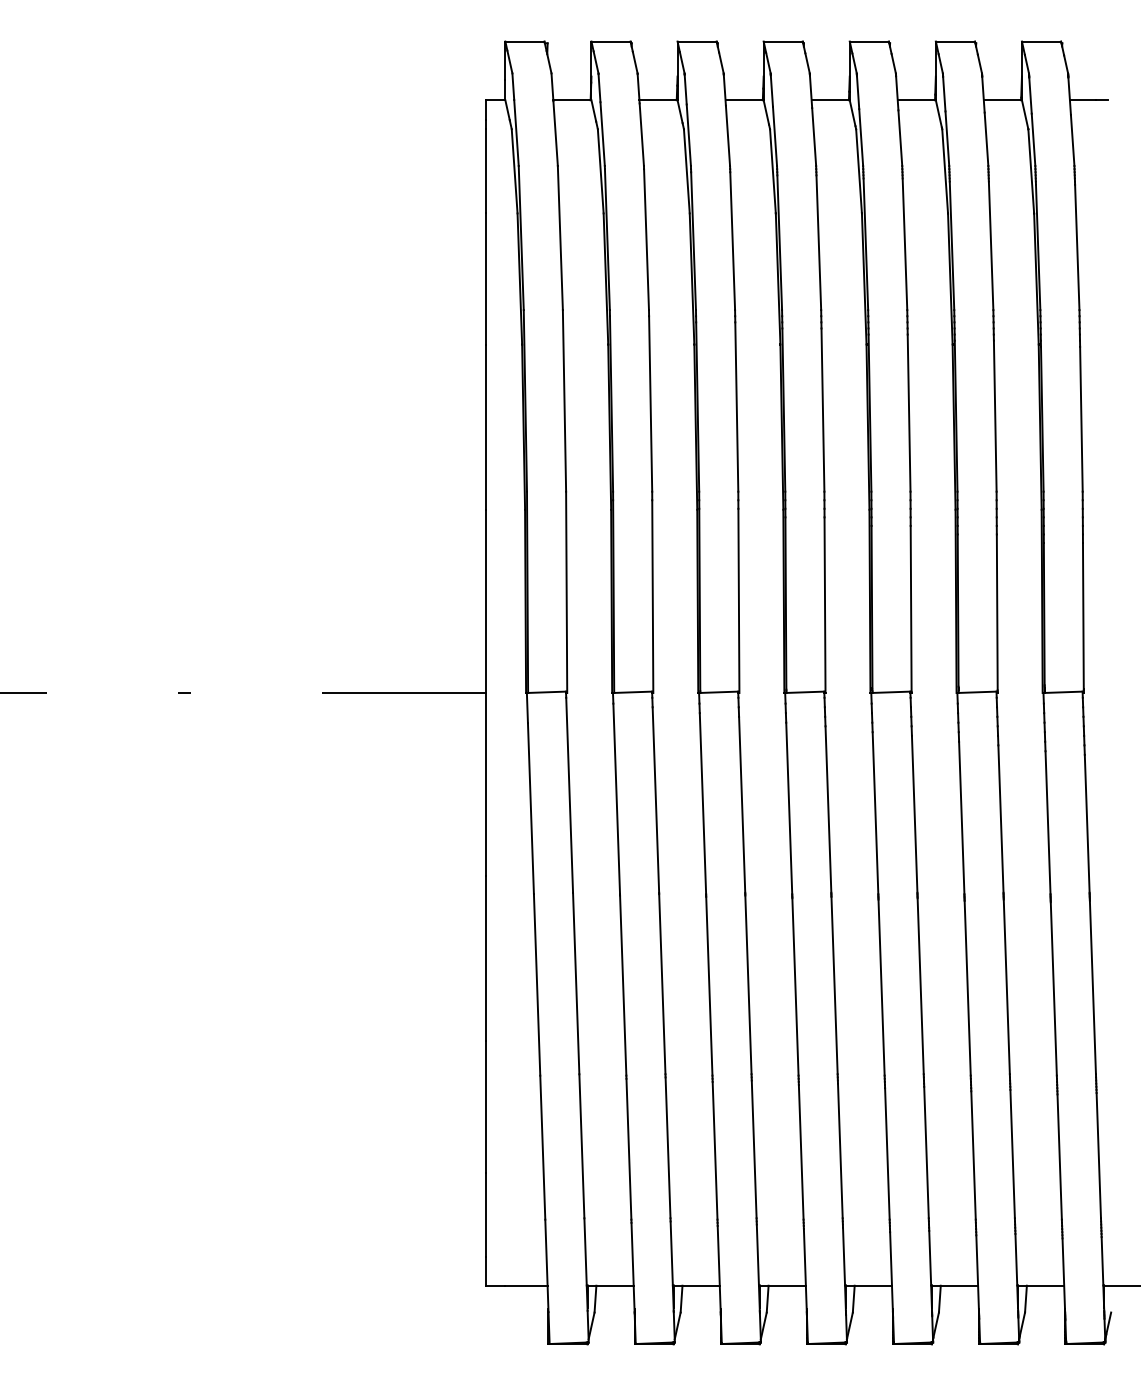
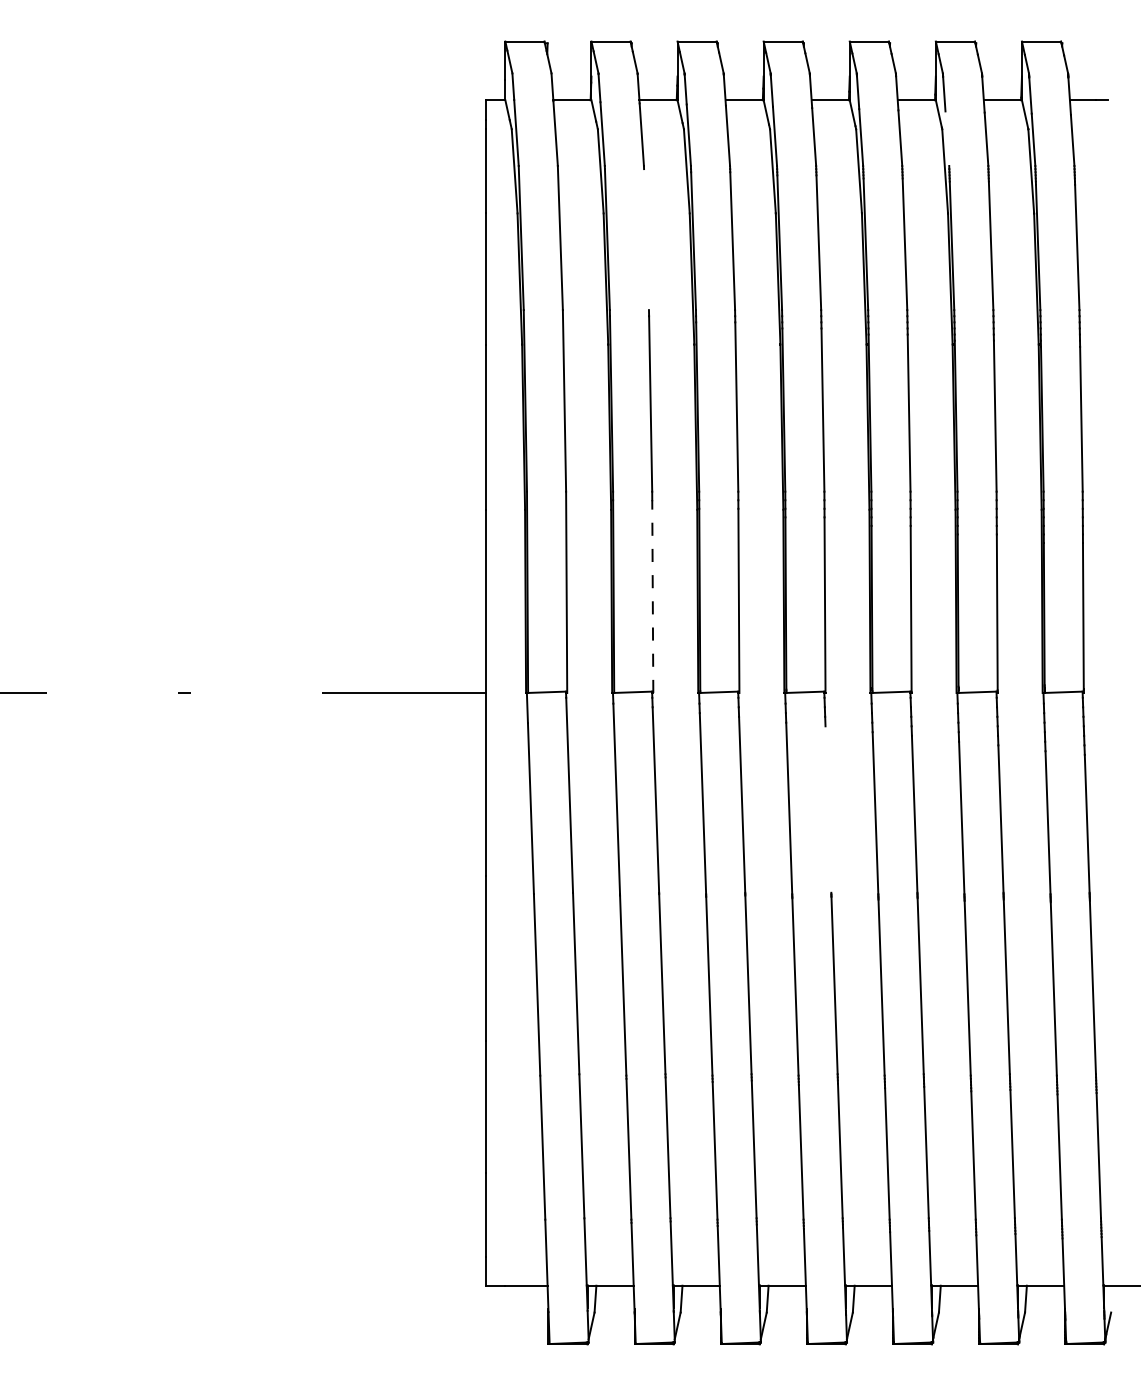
line: present -> none (947, 138)
line: present -> none (646, 239)
line: solid -> dashed (652, 596)
line: present -> none (828, 809)
